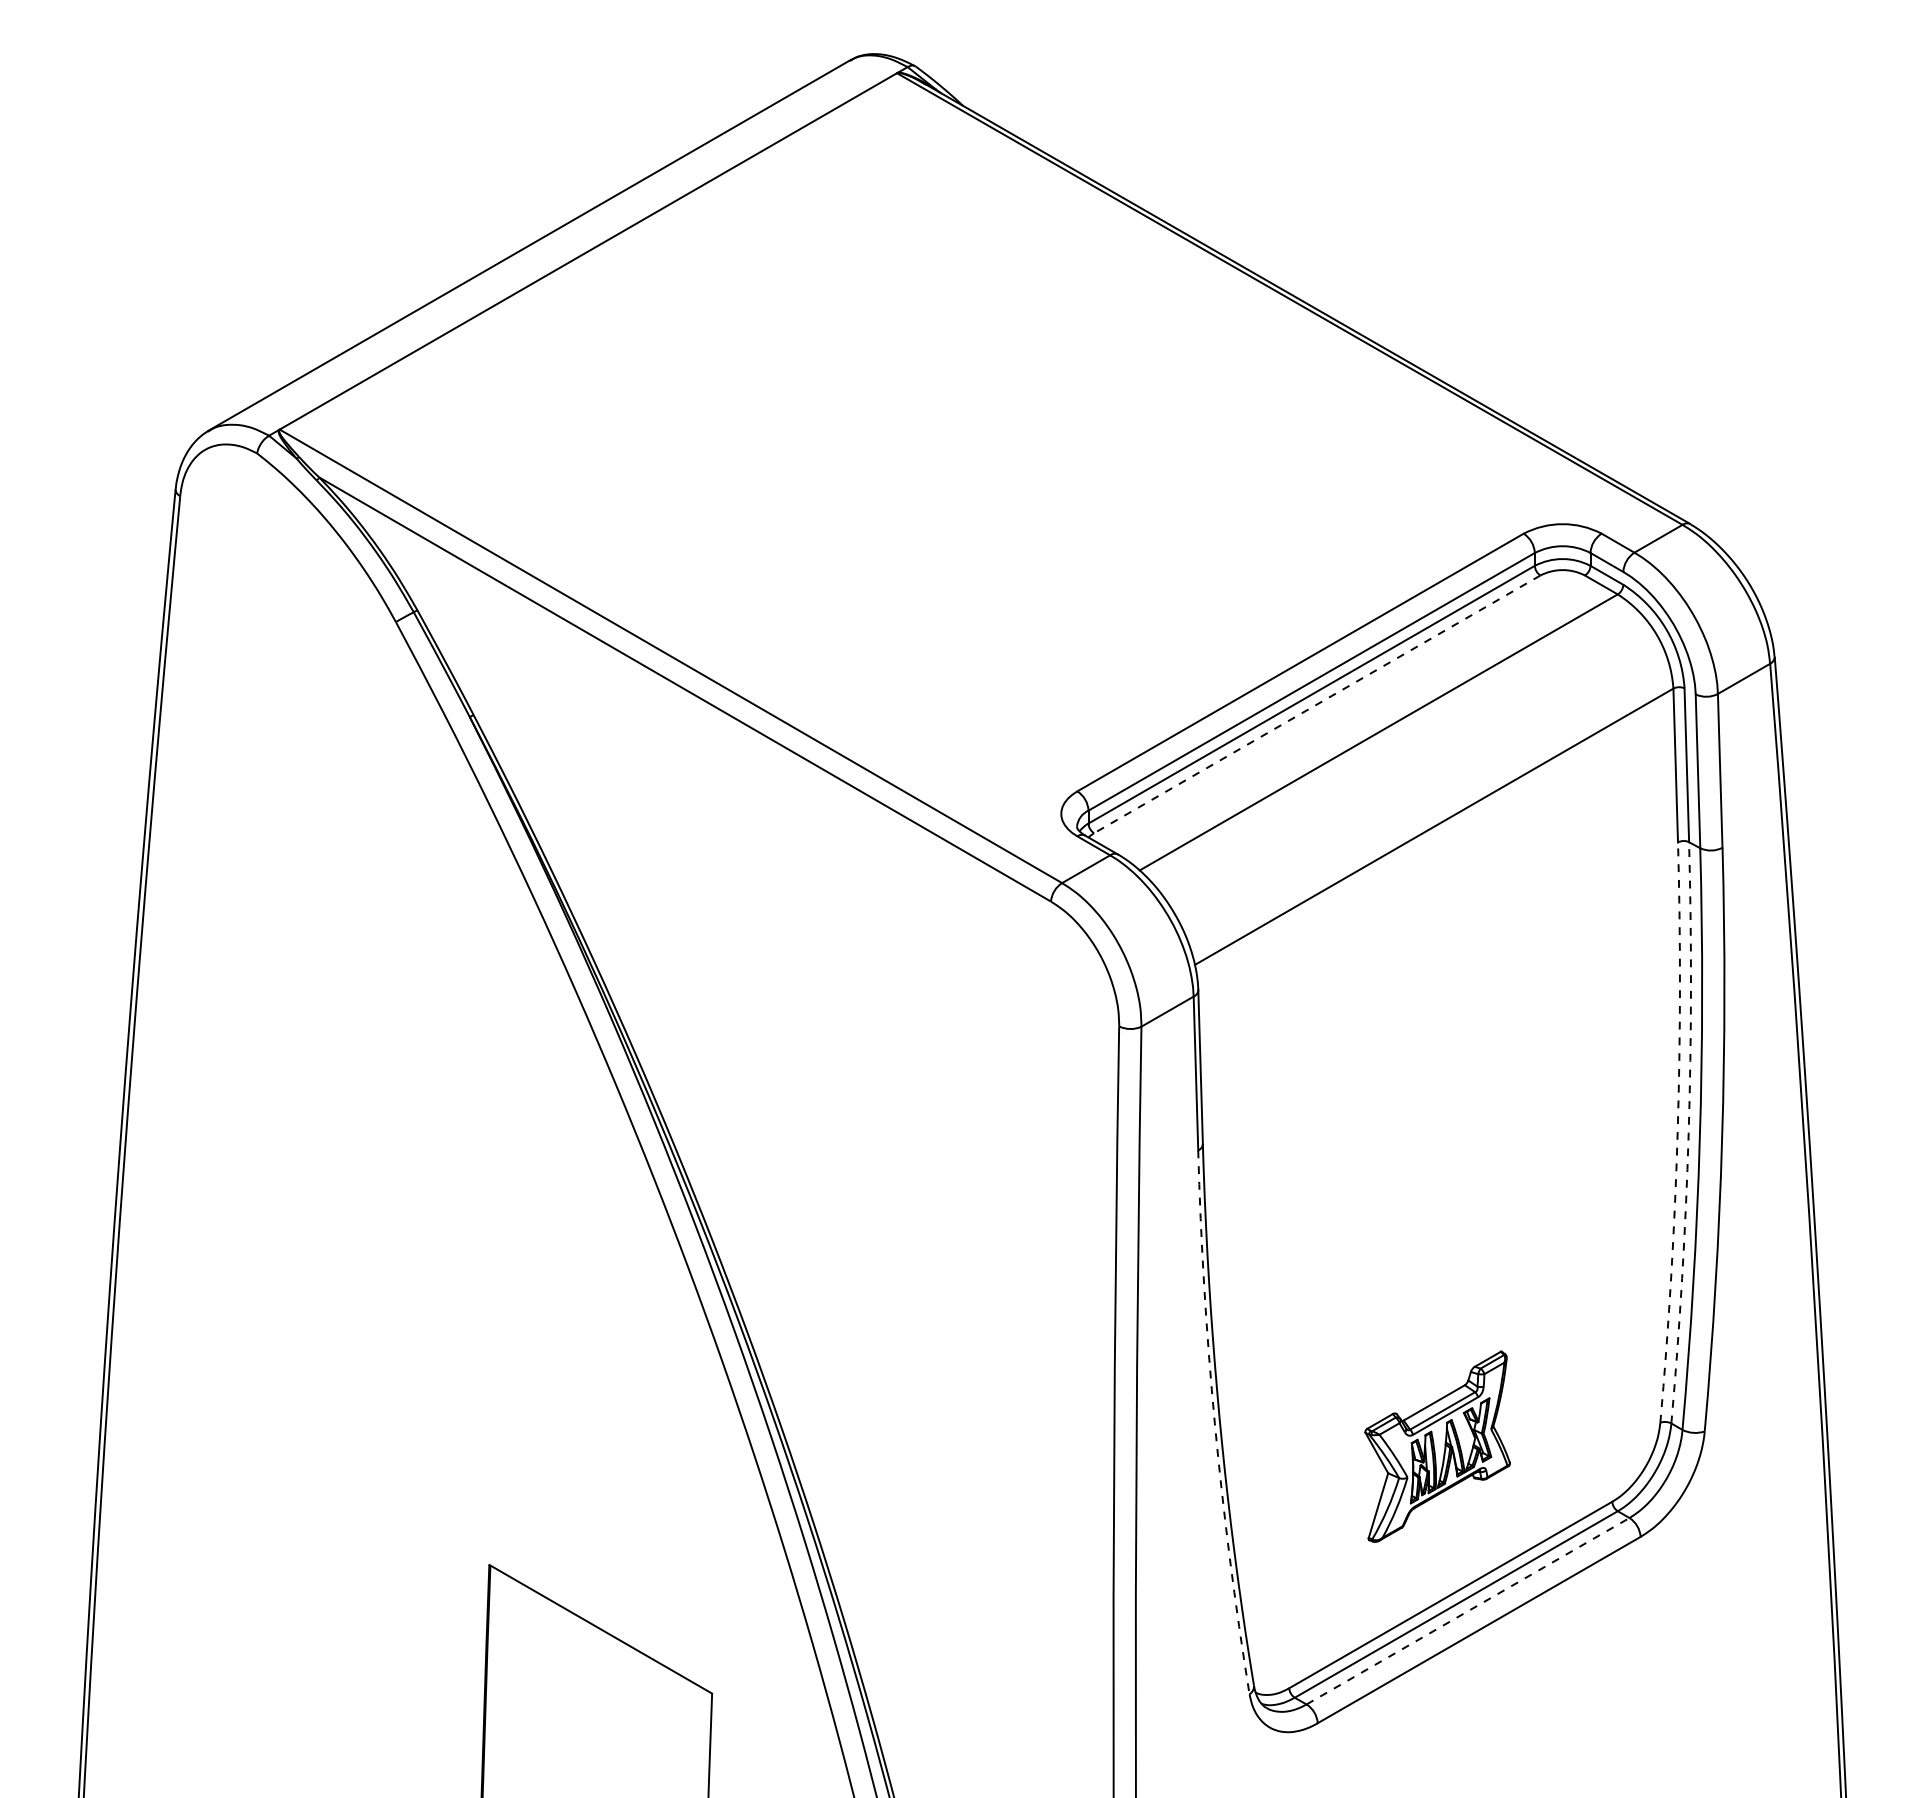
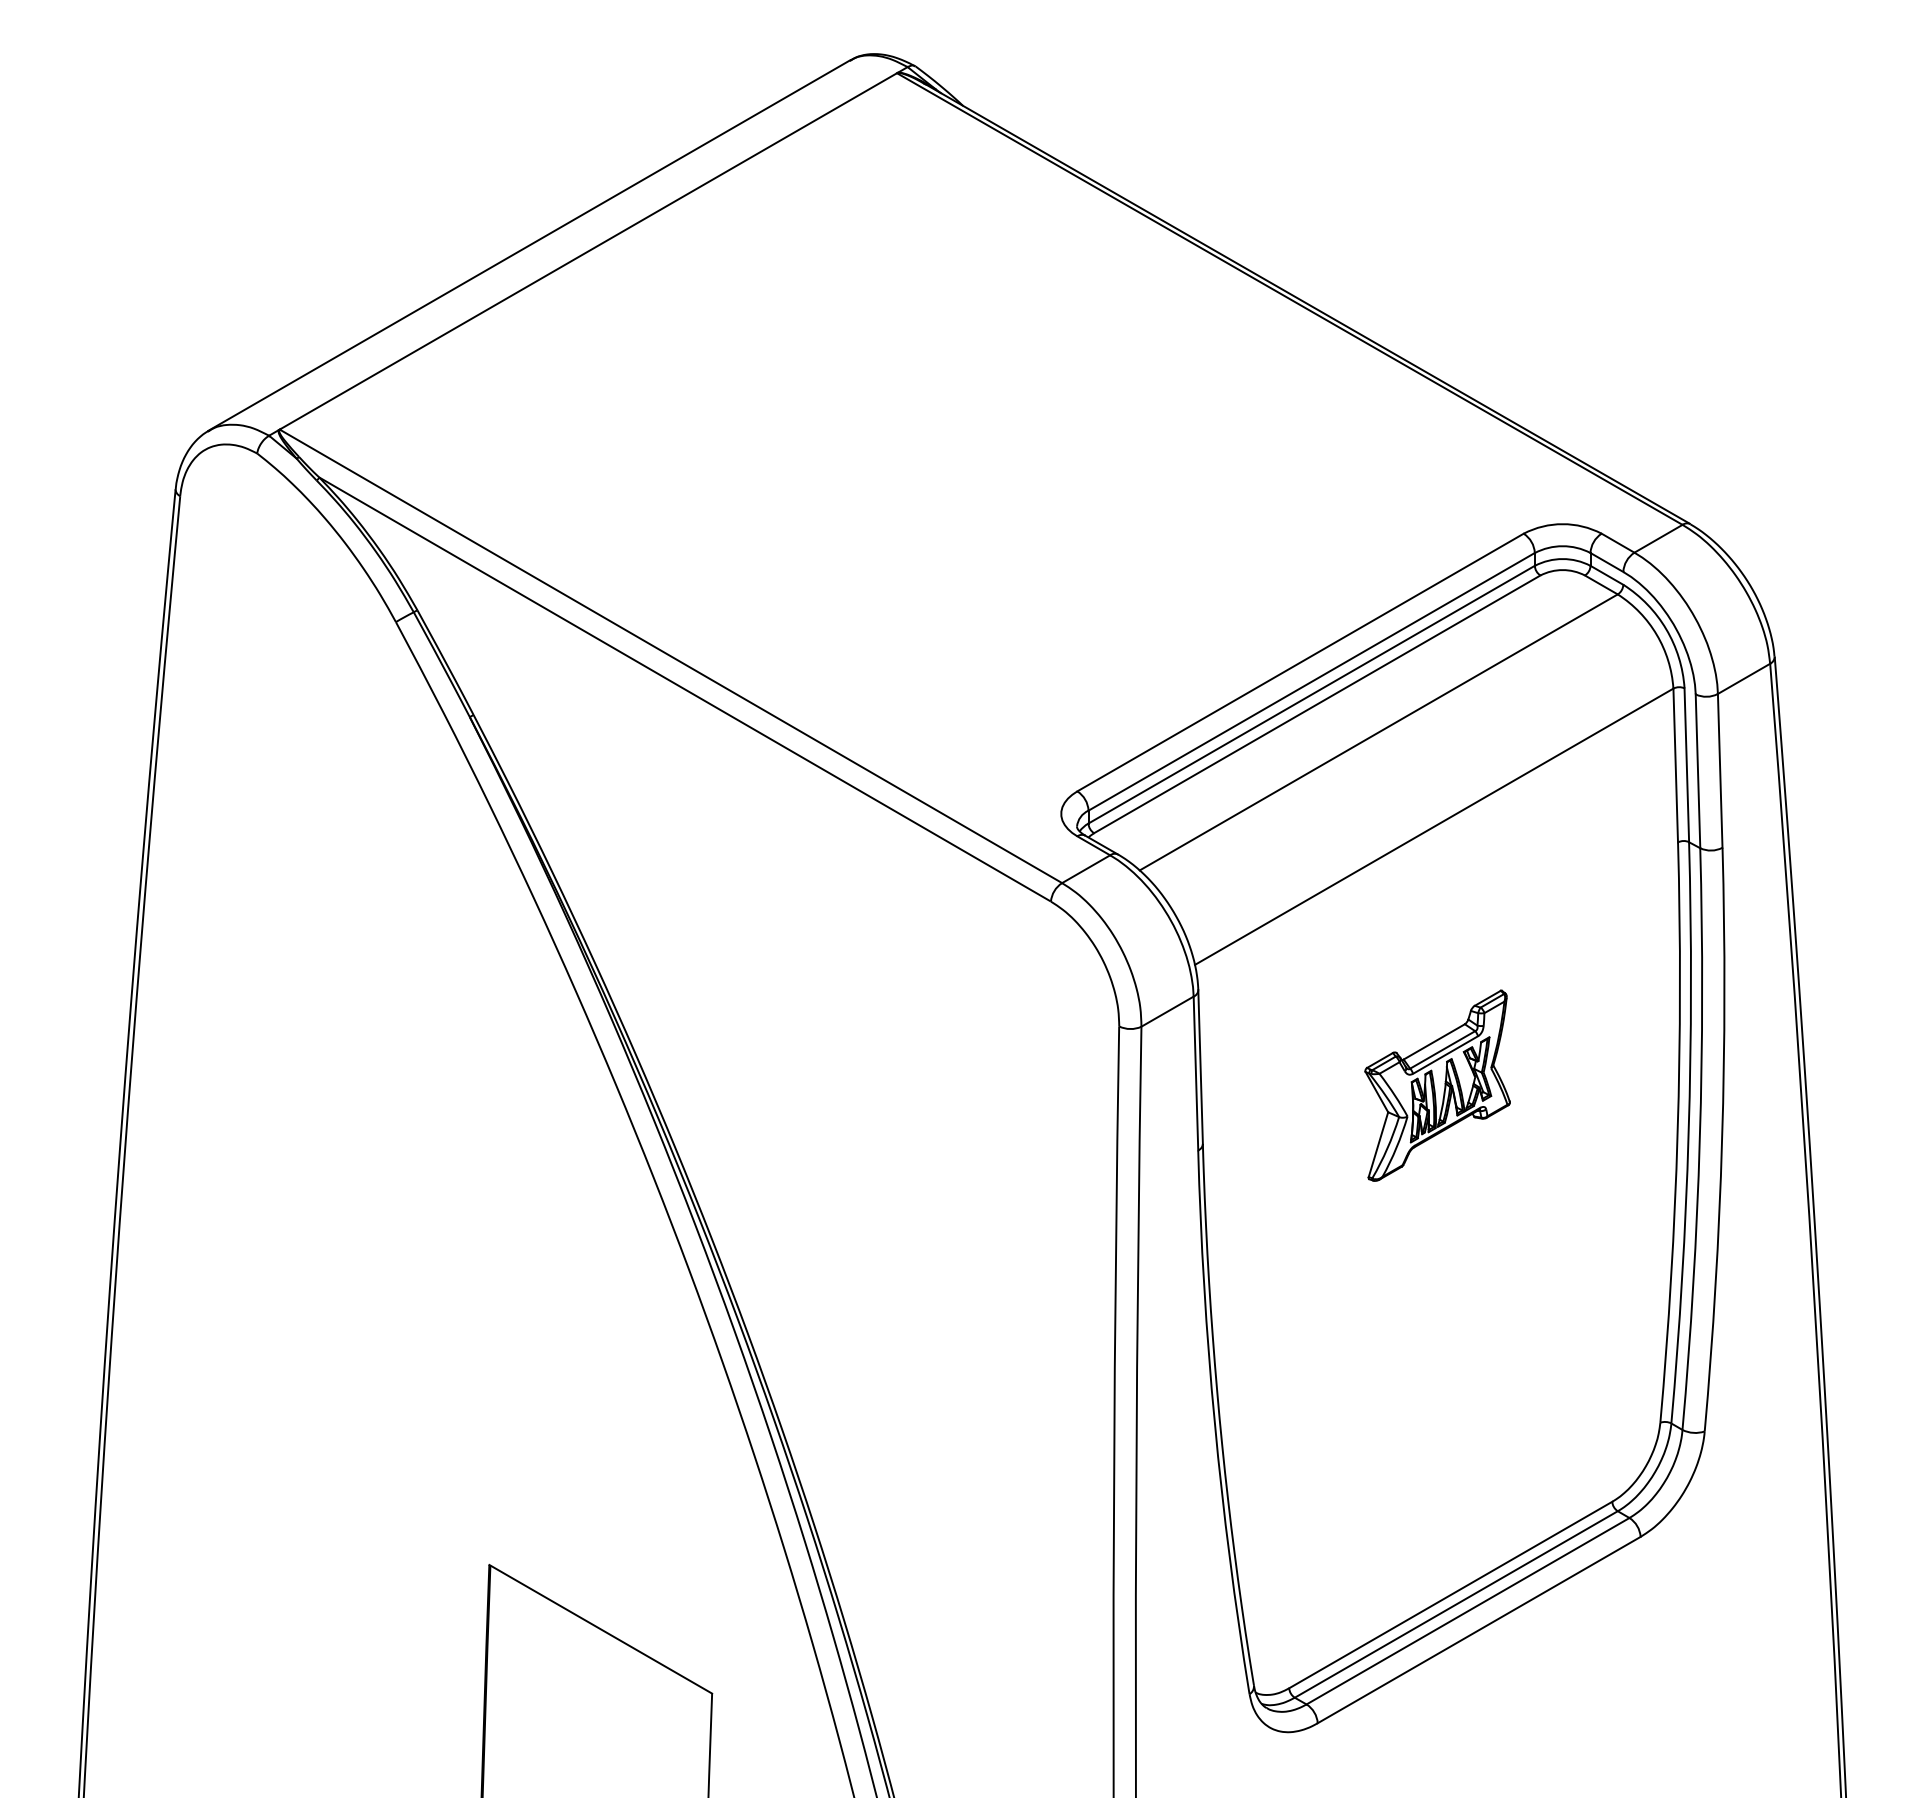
line: dashed -> solid (1317, 704)
arc: dashed -> solid (1677, 1132)
arc: dashed -> solid (1688, 1133)
arc: dashed -> solid (1214, 1423)
part position: (1437, 1446) -> (1437, 1085) (1437, 1085)
line: dashed -> solid (1468, 1610)
